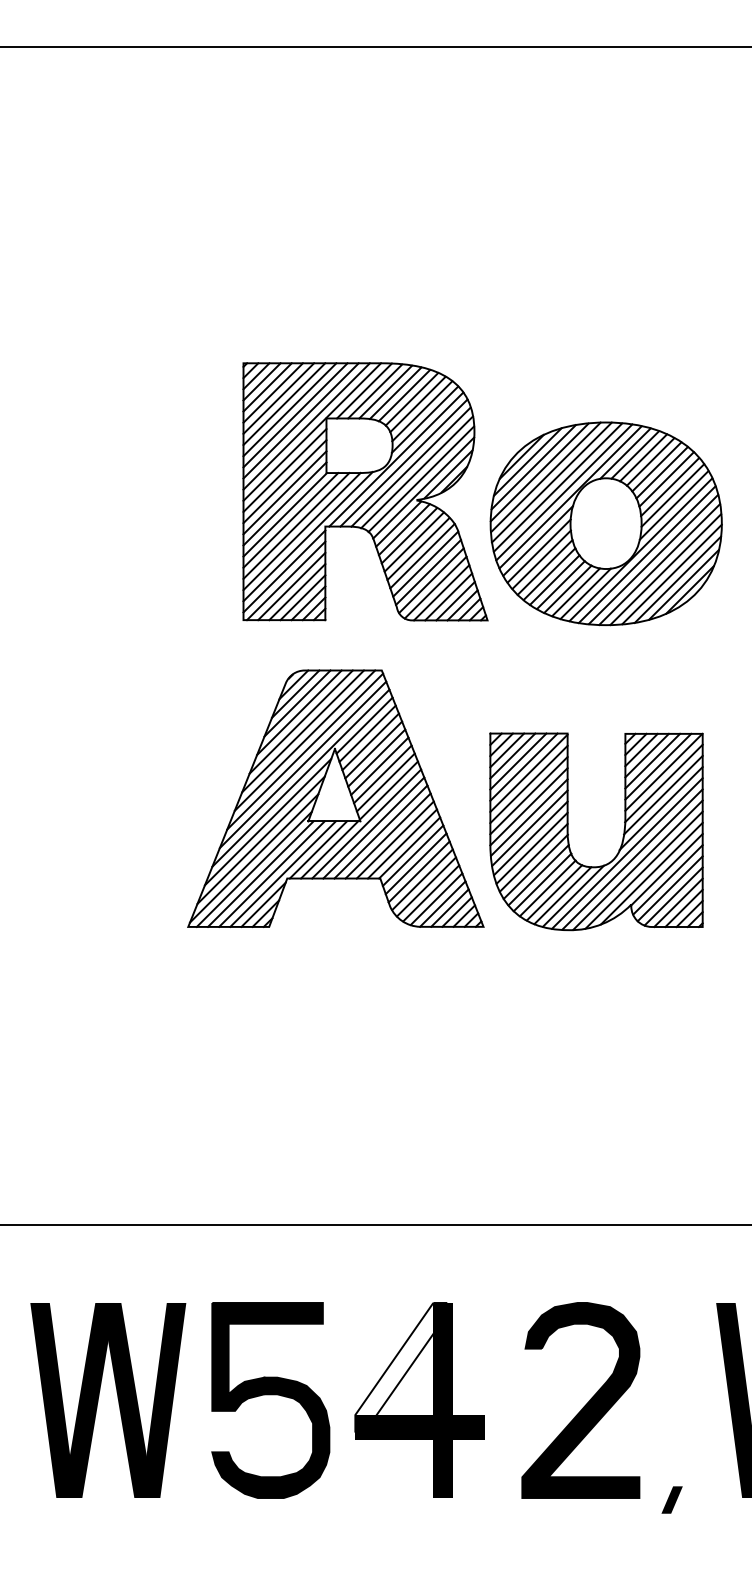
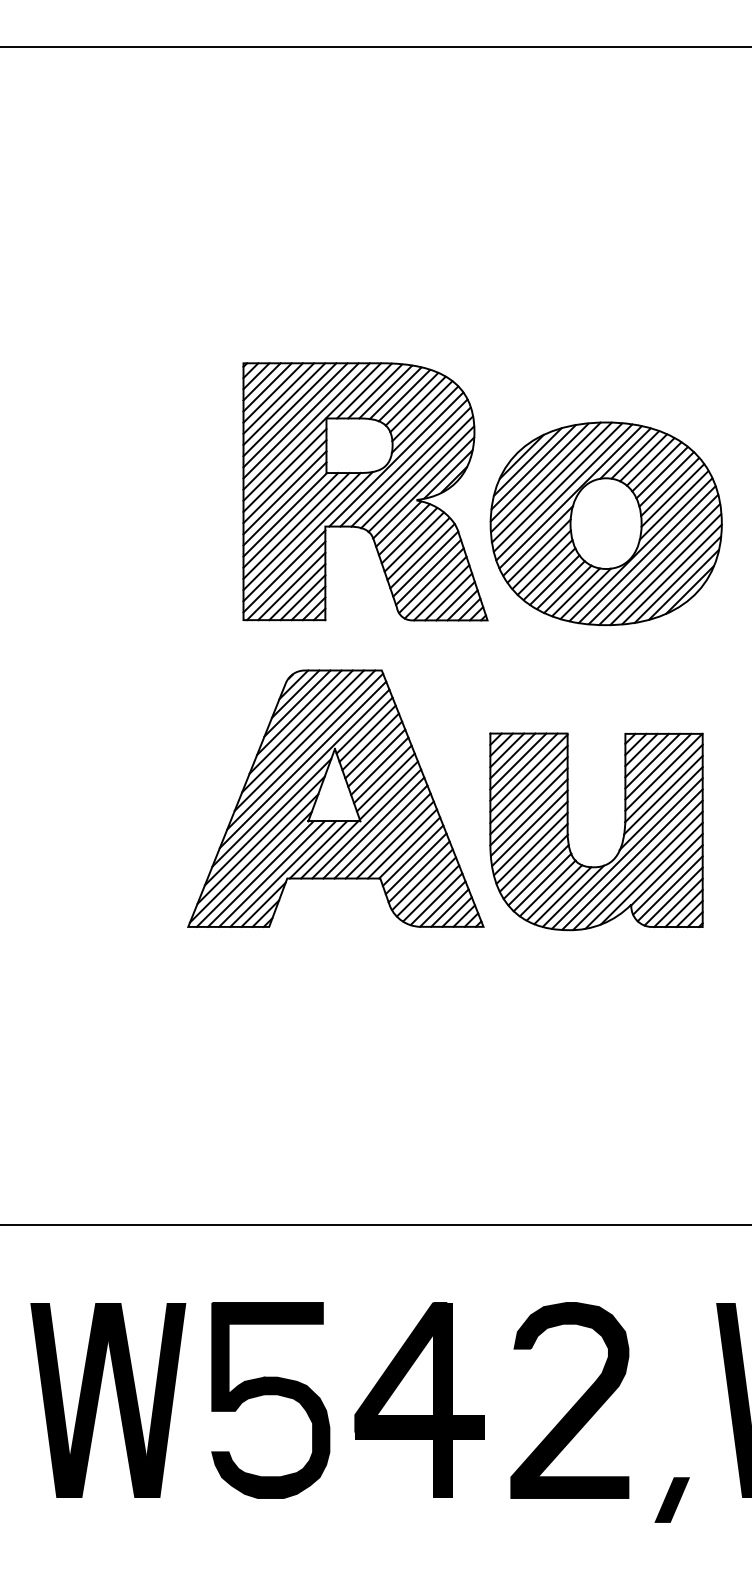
fill: none -> present (400, 1366)
part position: (585, 1404) -> (574, 1404) (574, 1404)
part size: 22x28 px -> 36x46 px (671, 1499)
